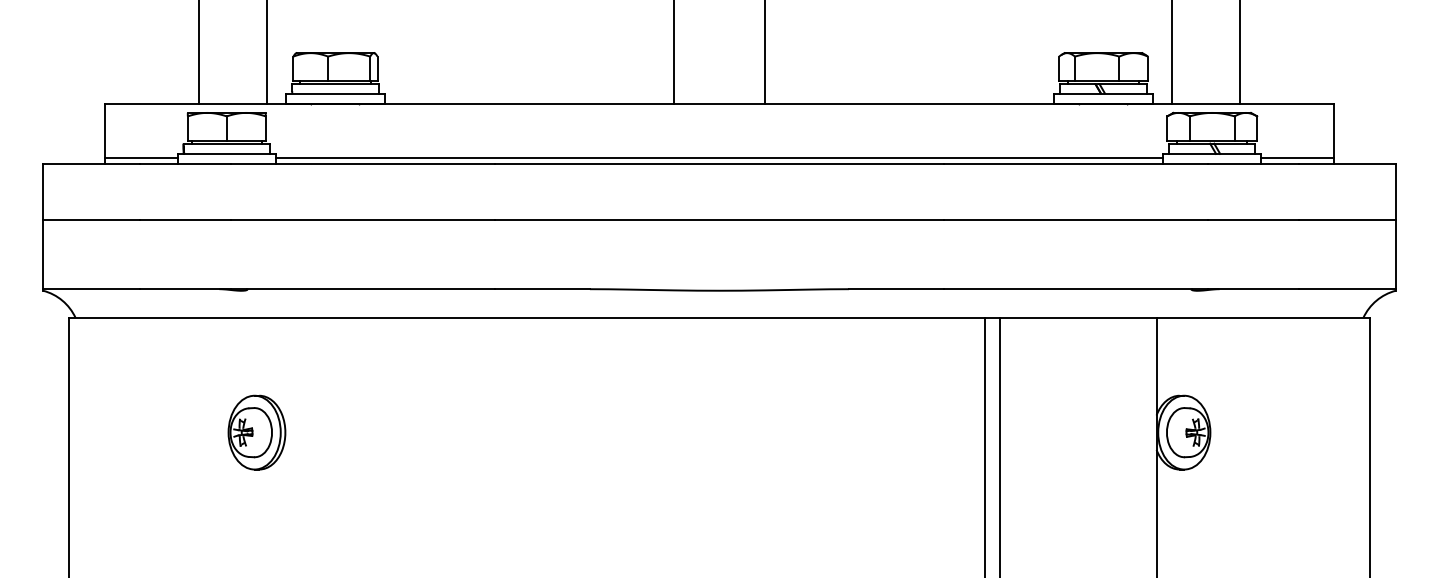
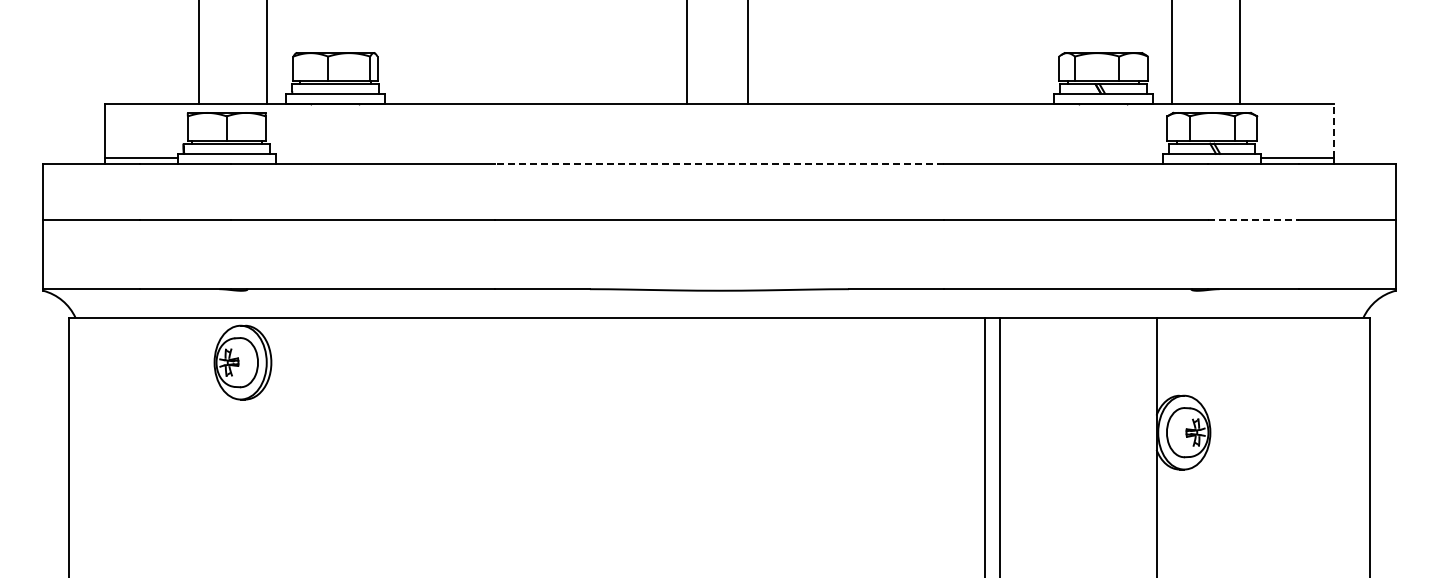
line position: (674, 53) -> (687, 53) (687, 53)
line position: (764, 53) -> (747, 53) (747, 53)
line: solid -> dashed (1334, 131)
line: present -> none (719, 157)
line: solid -> dashed (719, 164)
line: solid -> dashed (1253, 219)
part position: (256, 432) -> (242, 362) (242, 362)
